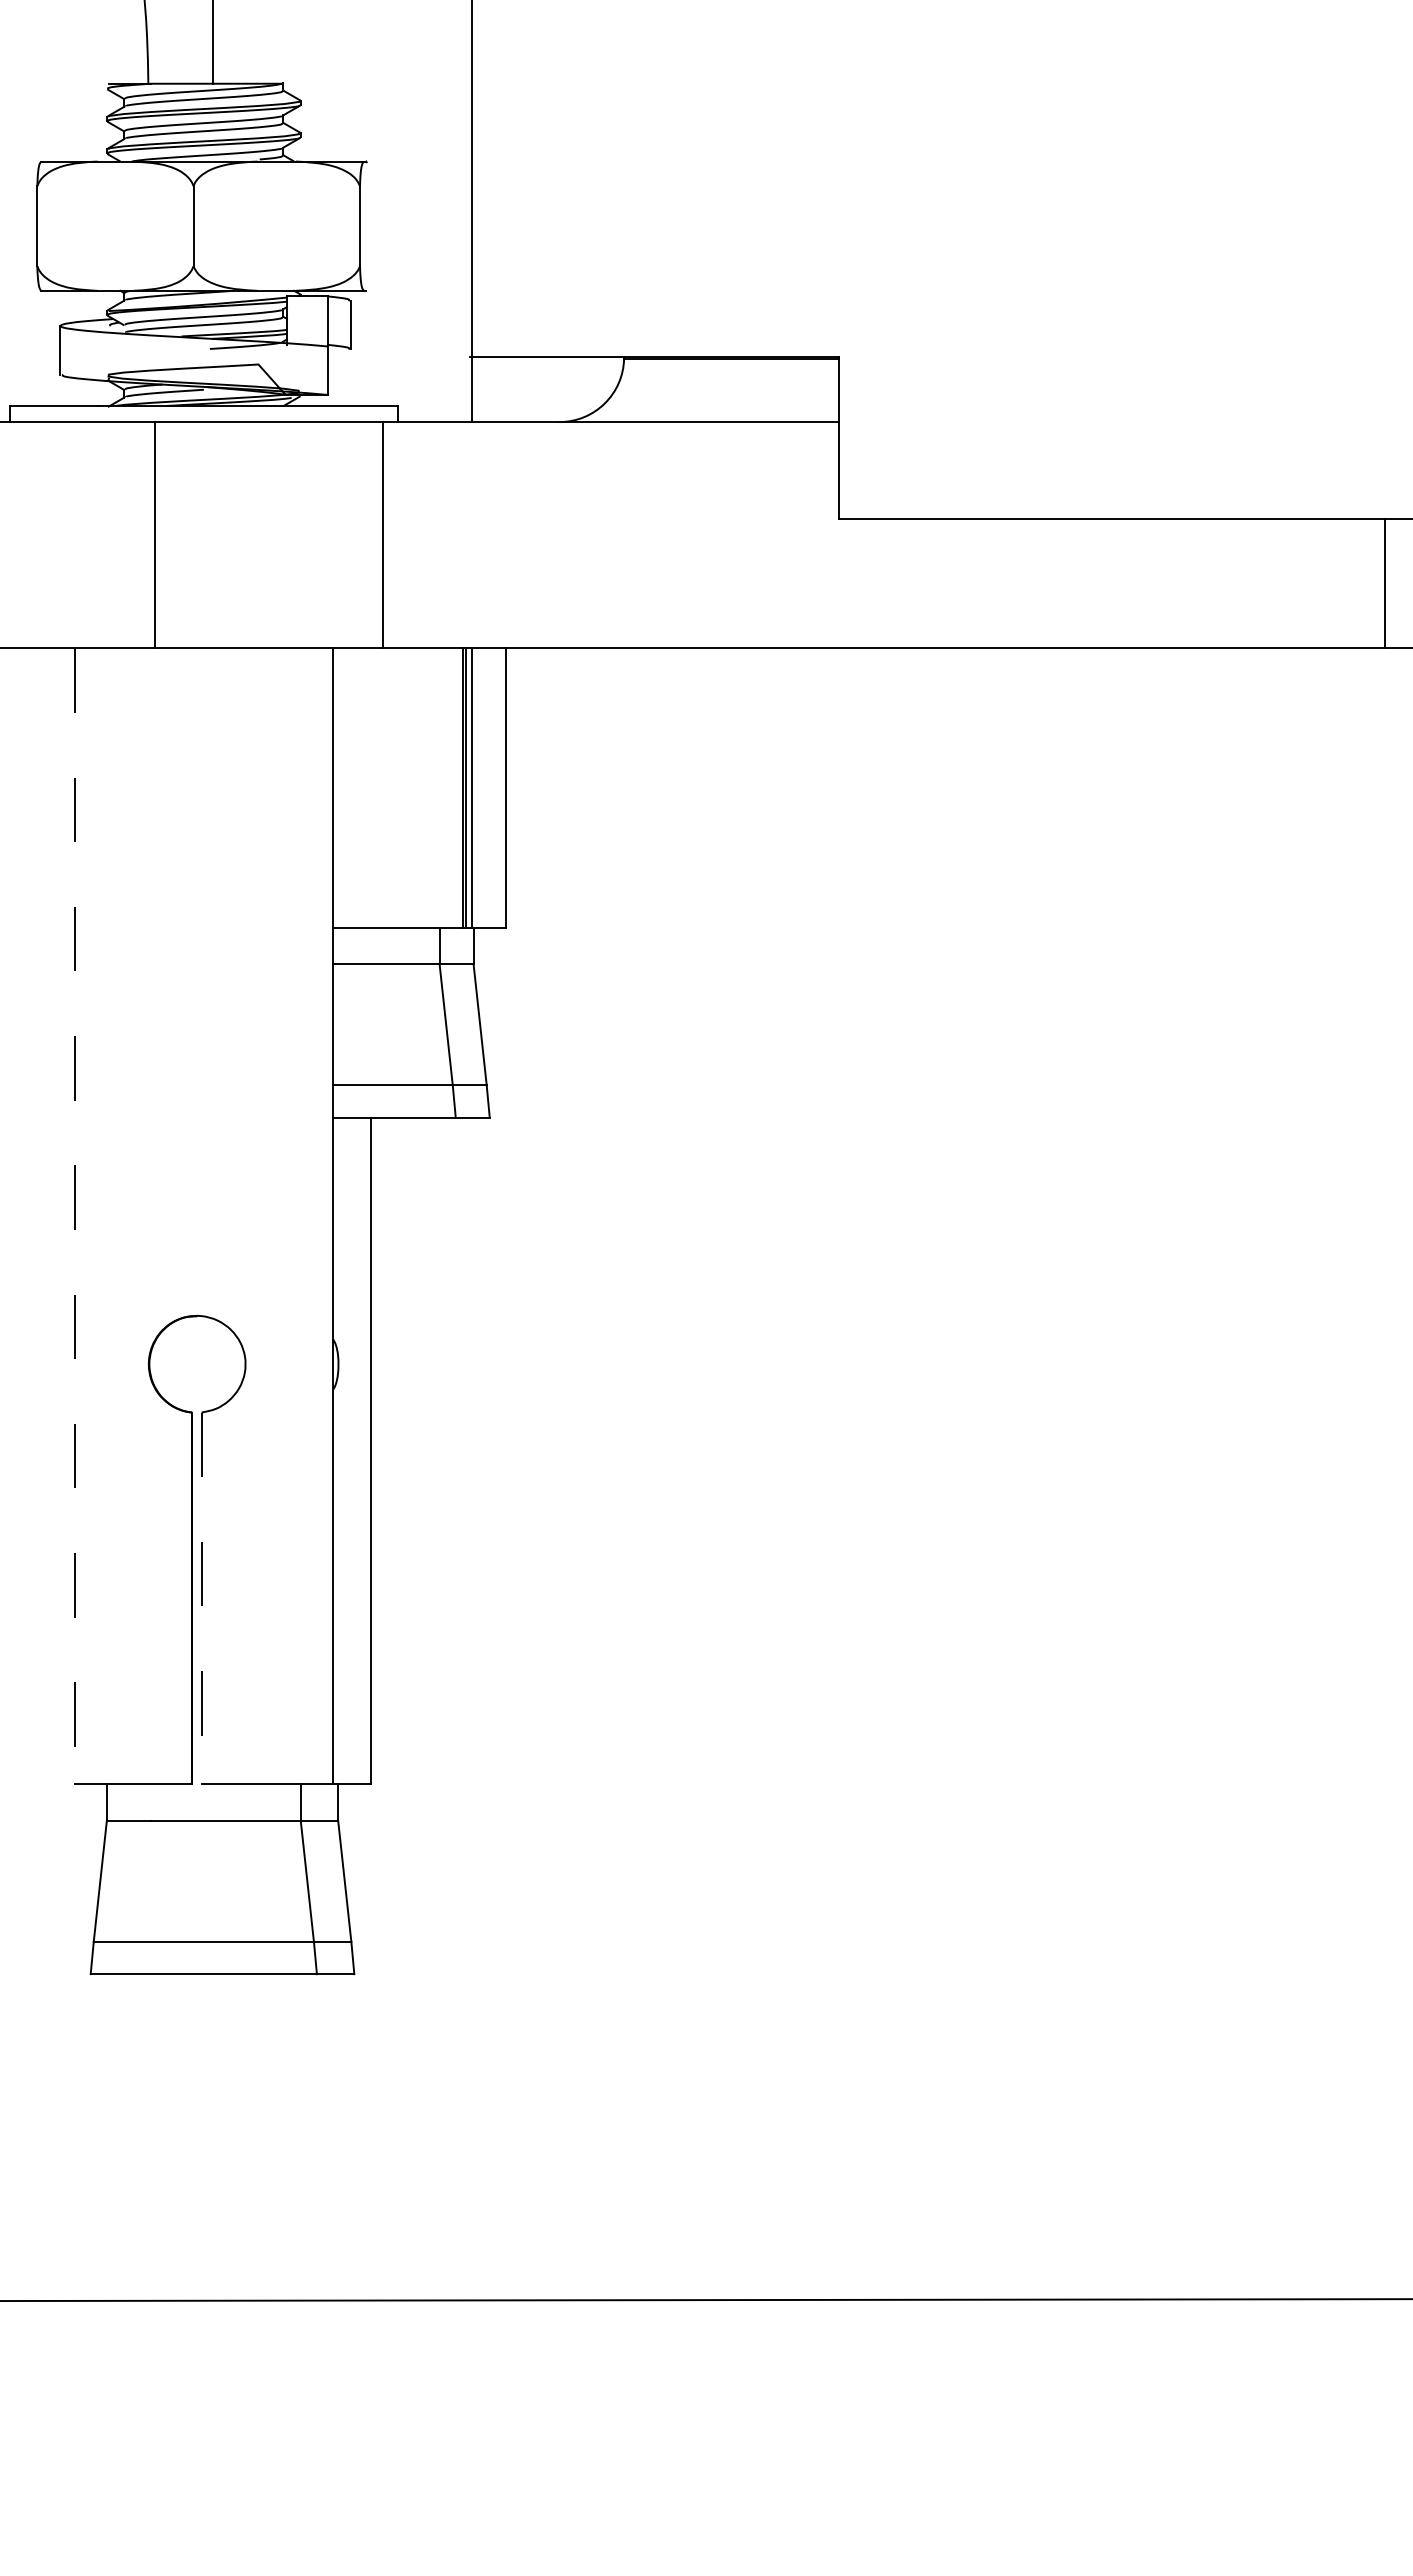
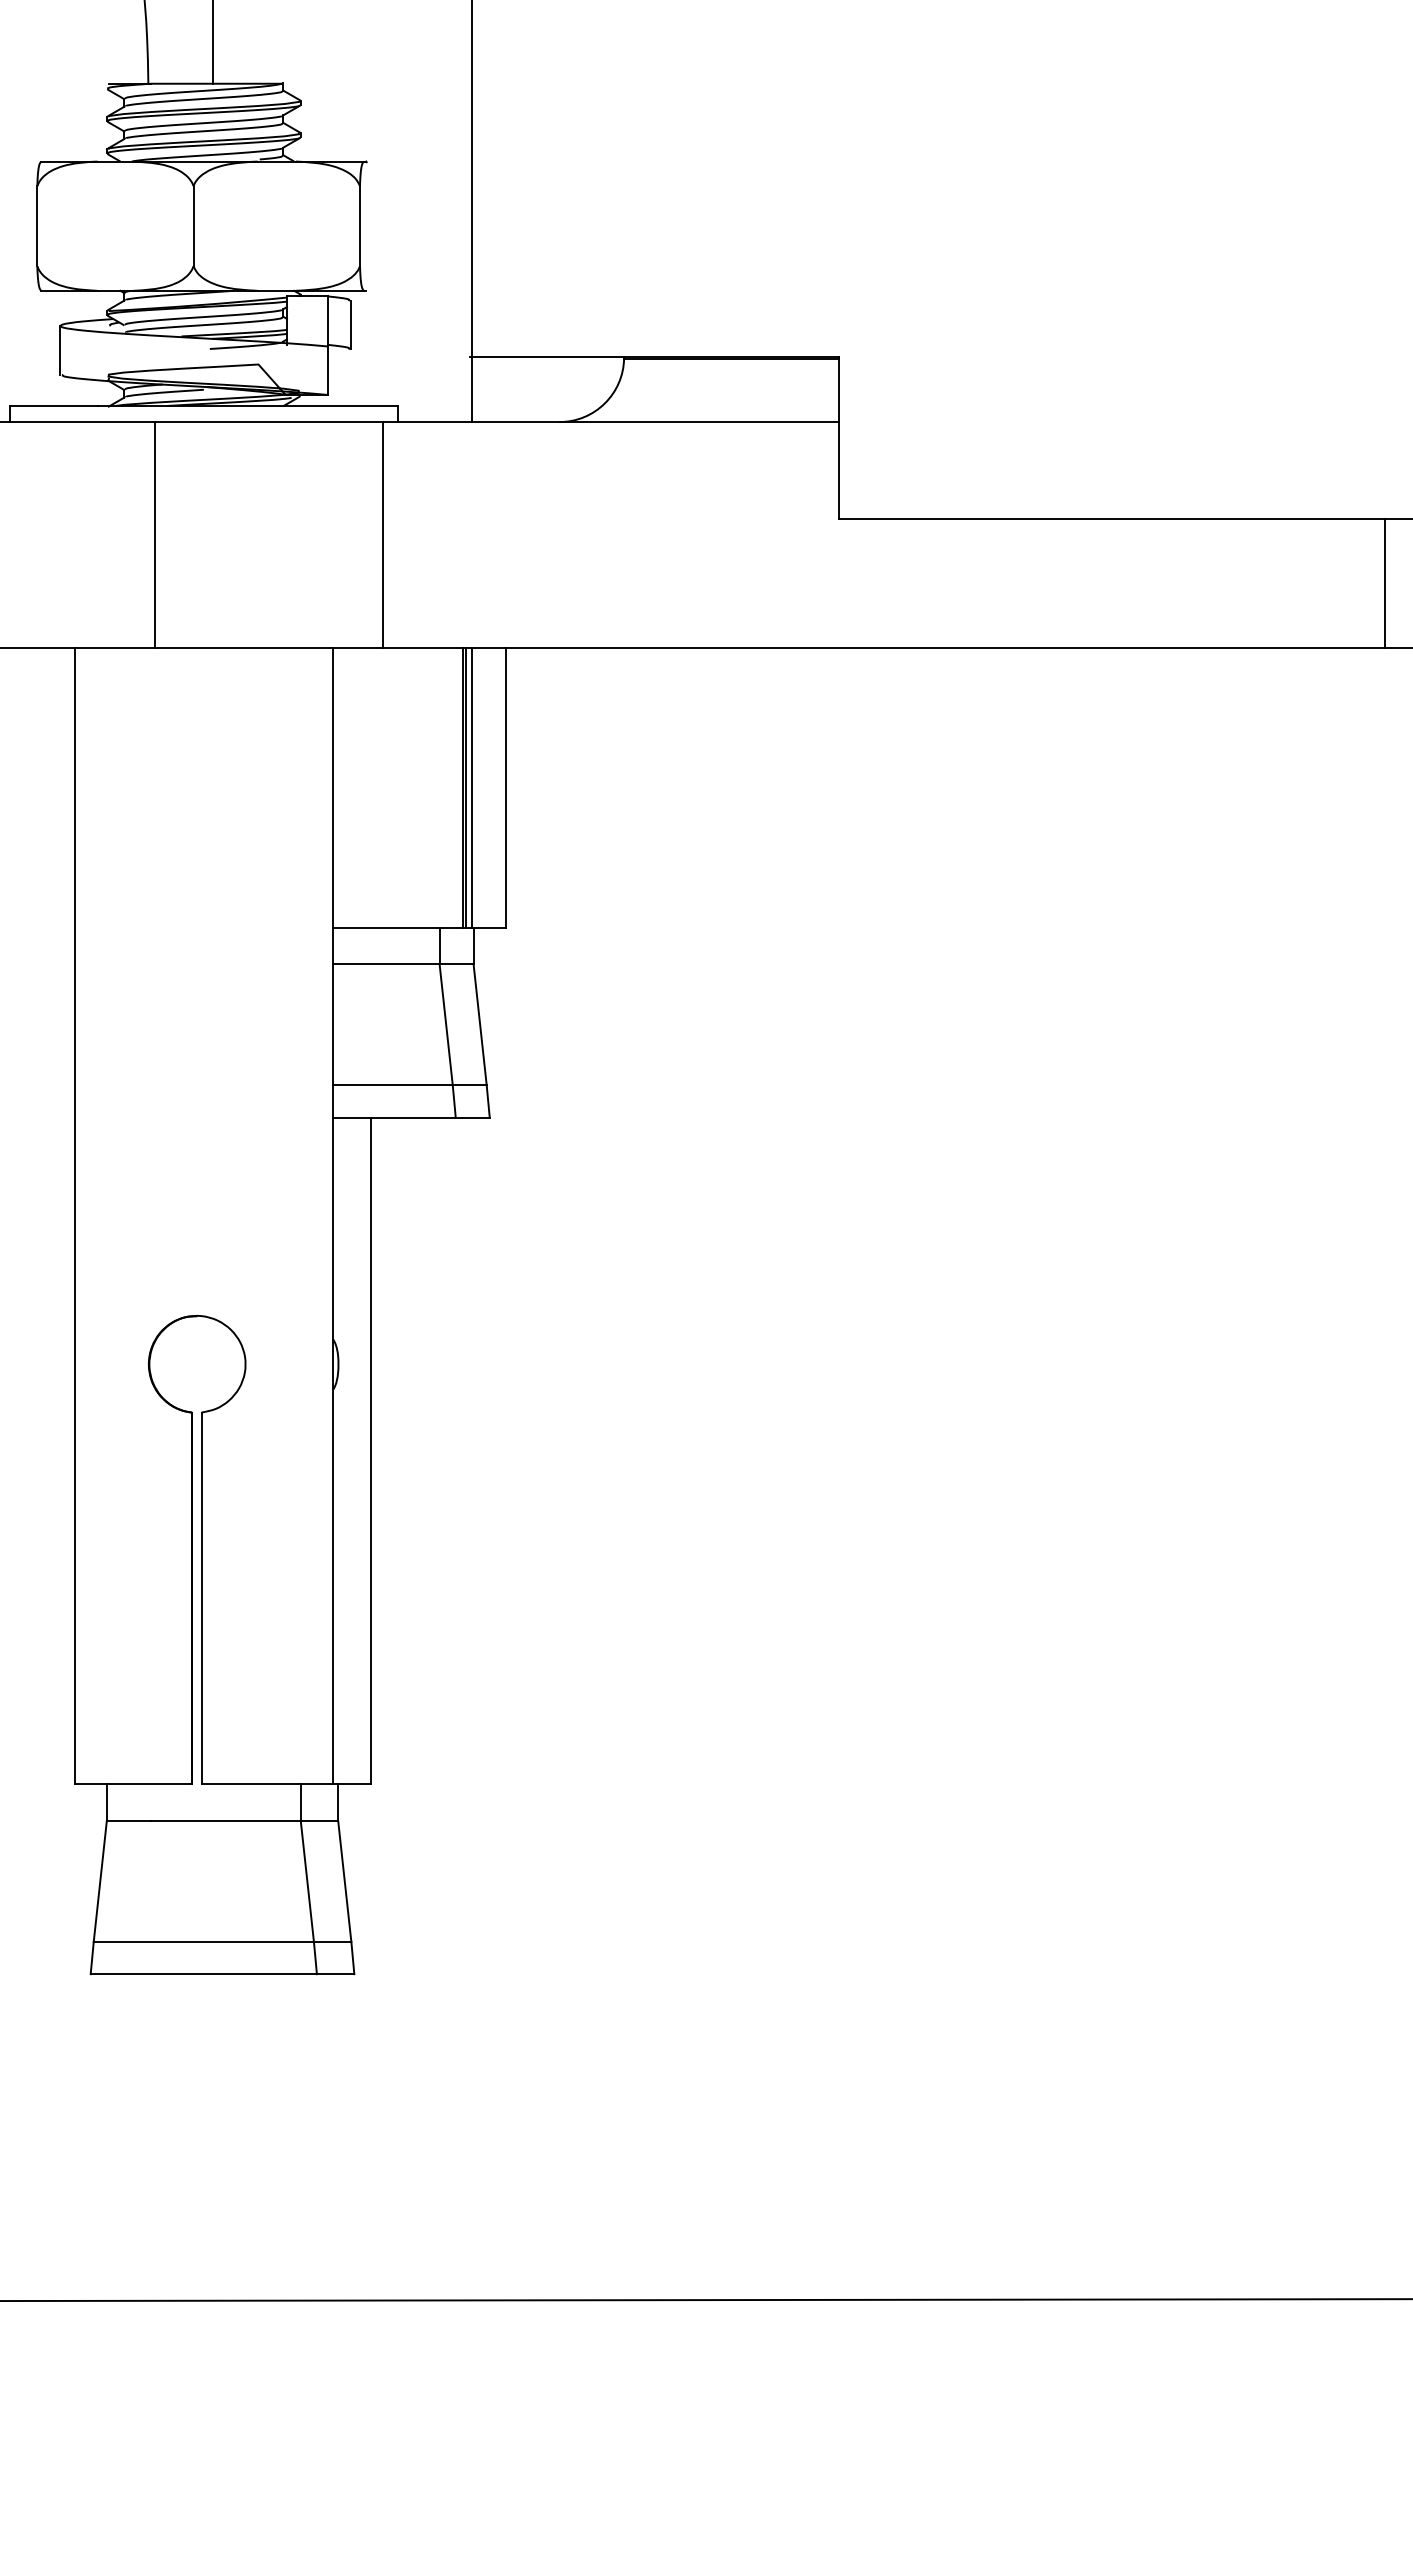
line: dashed -> solid (74, 1216)
line: dashed -> solid (201, 1598)
